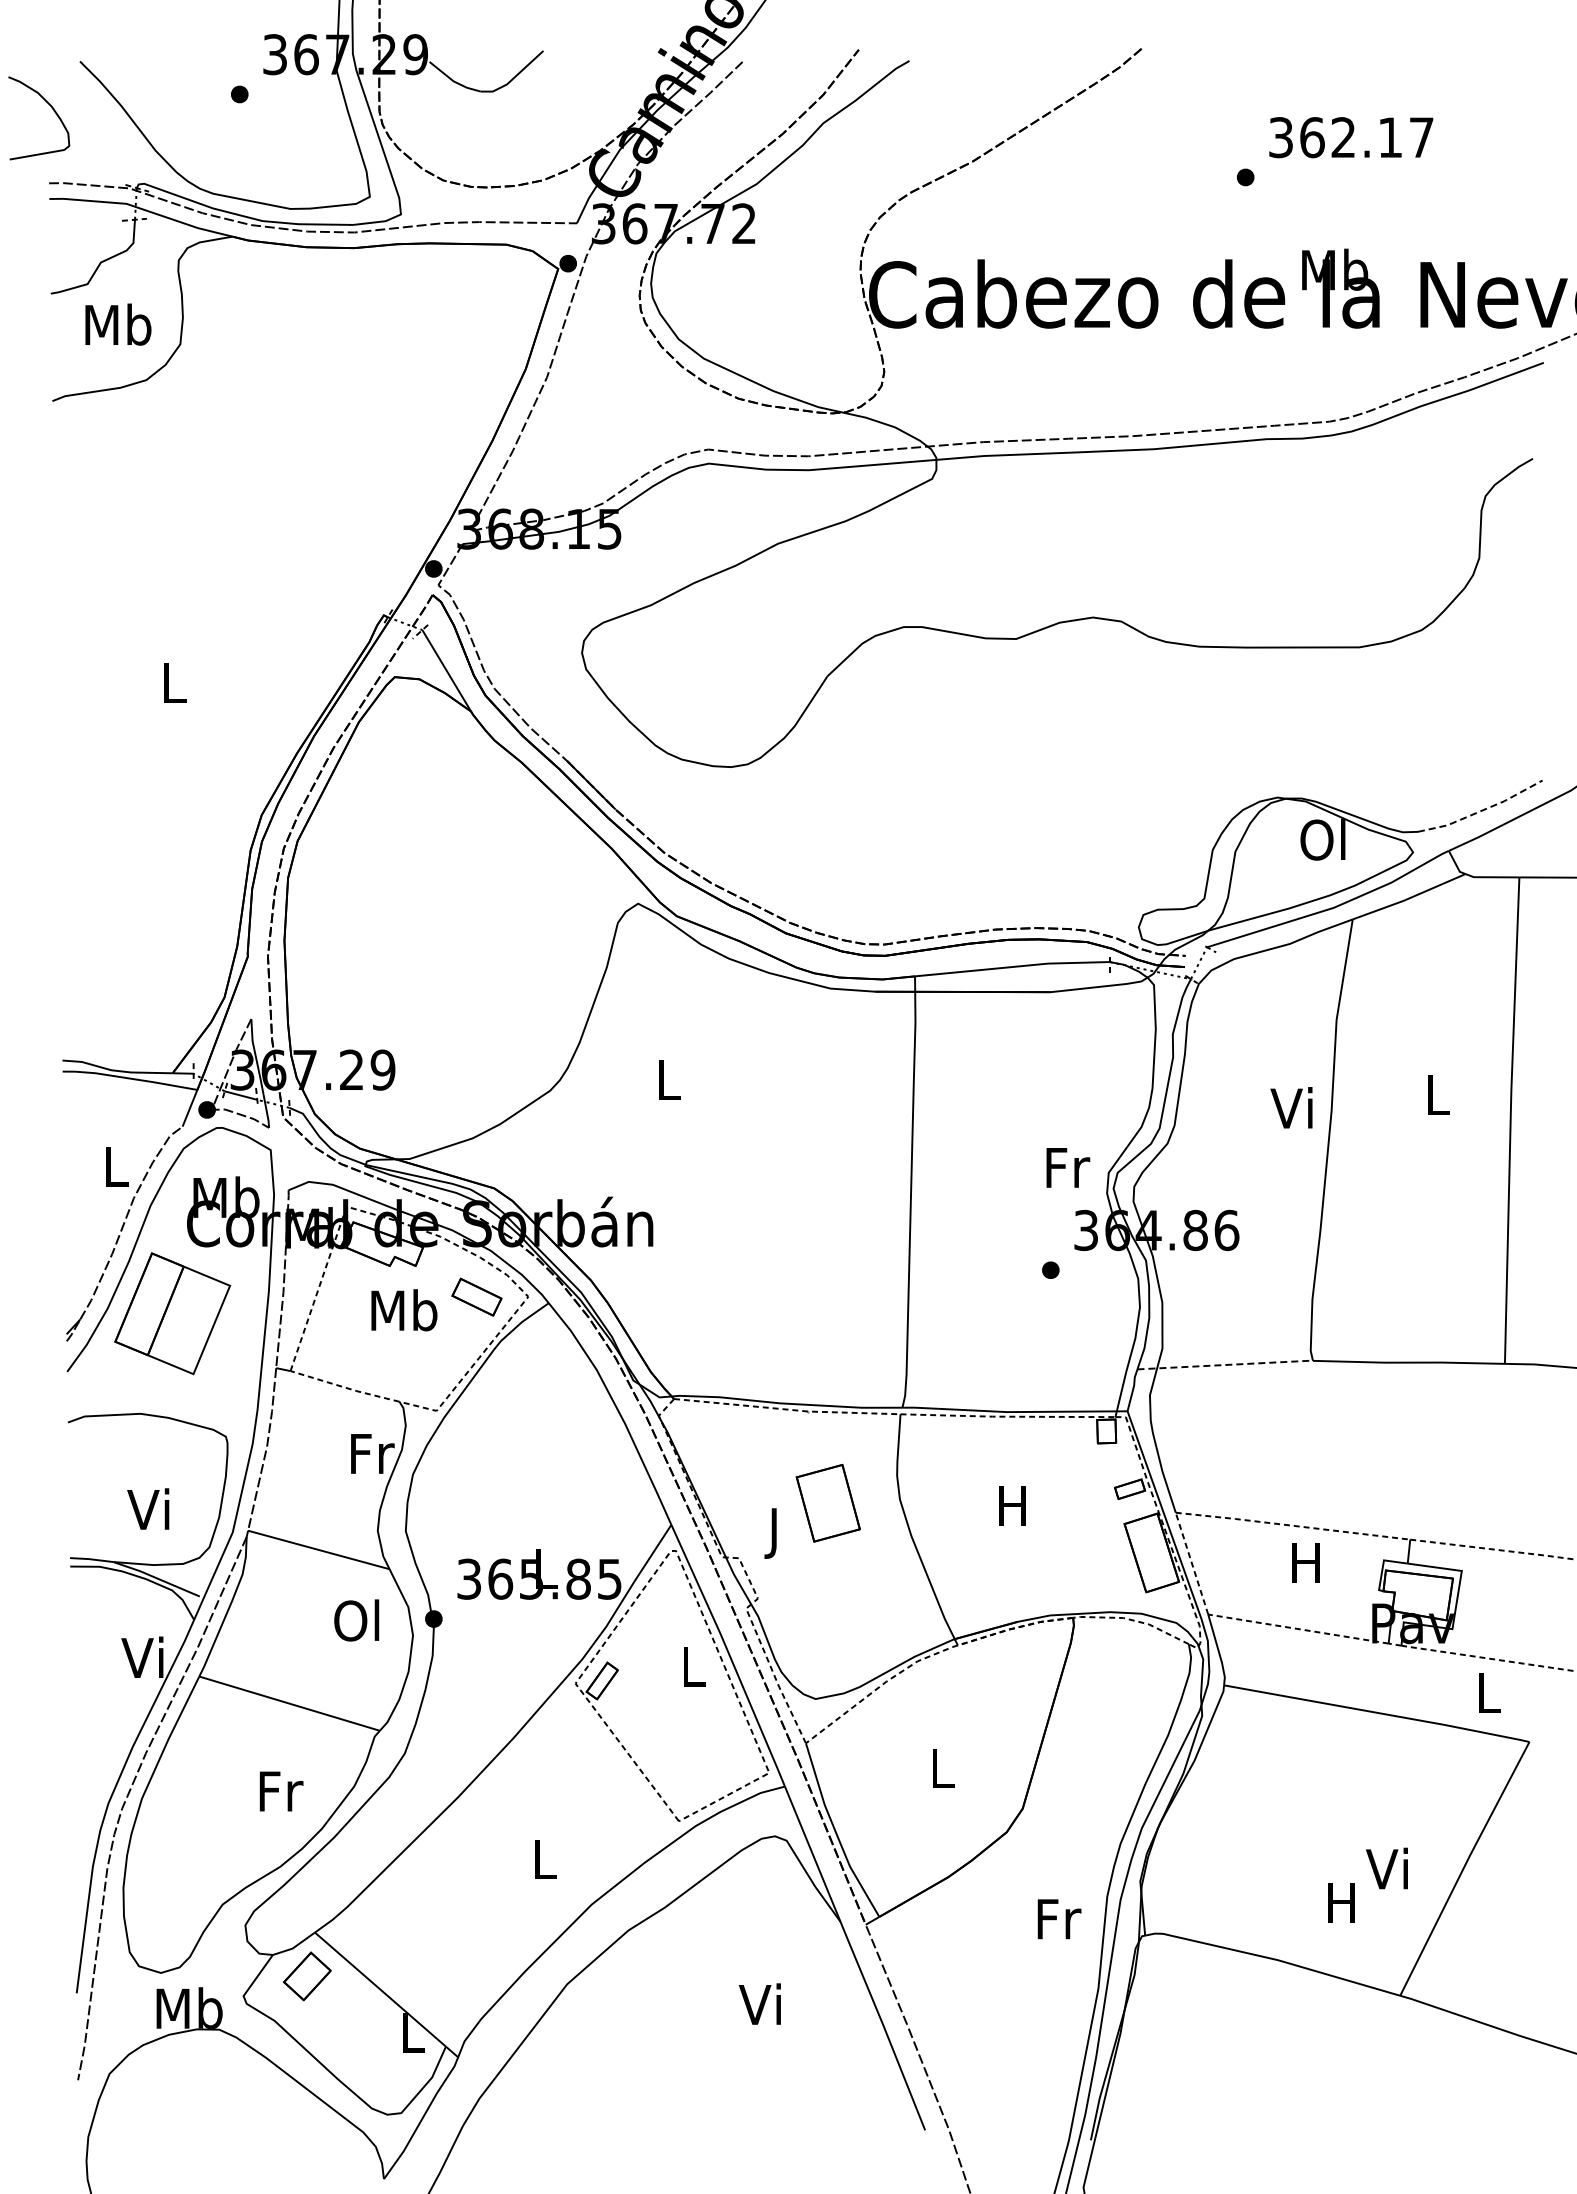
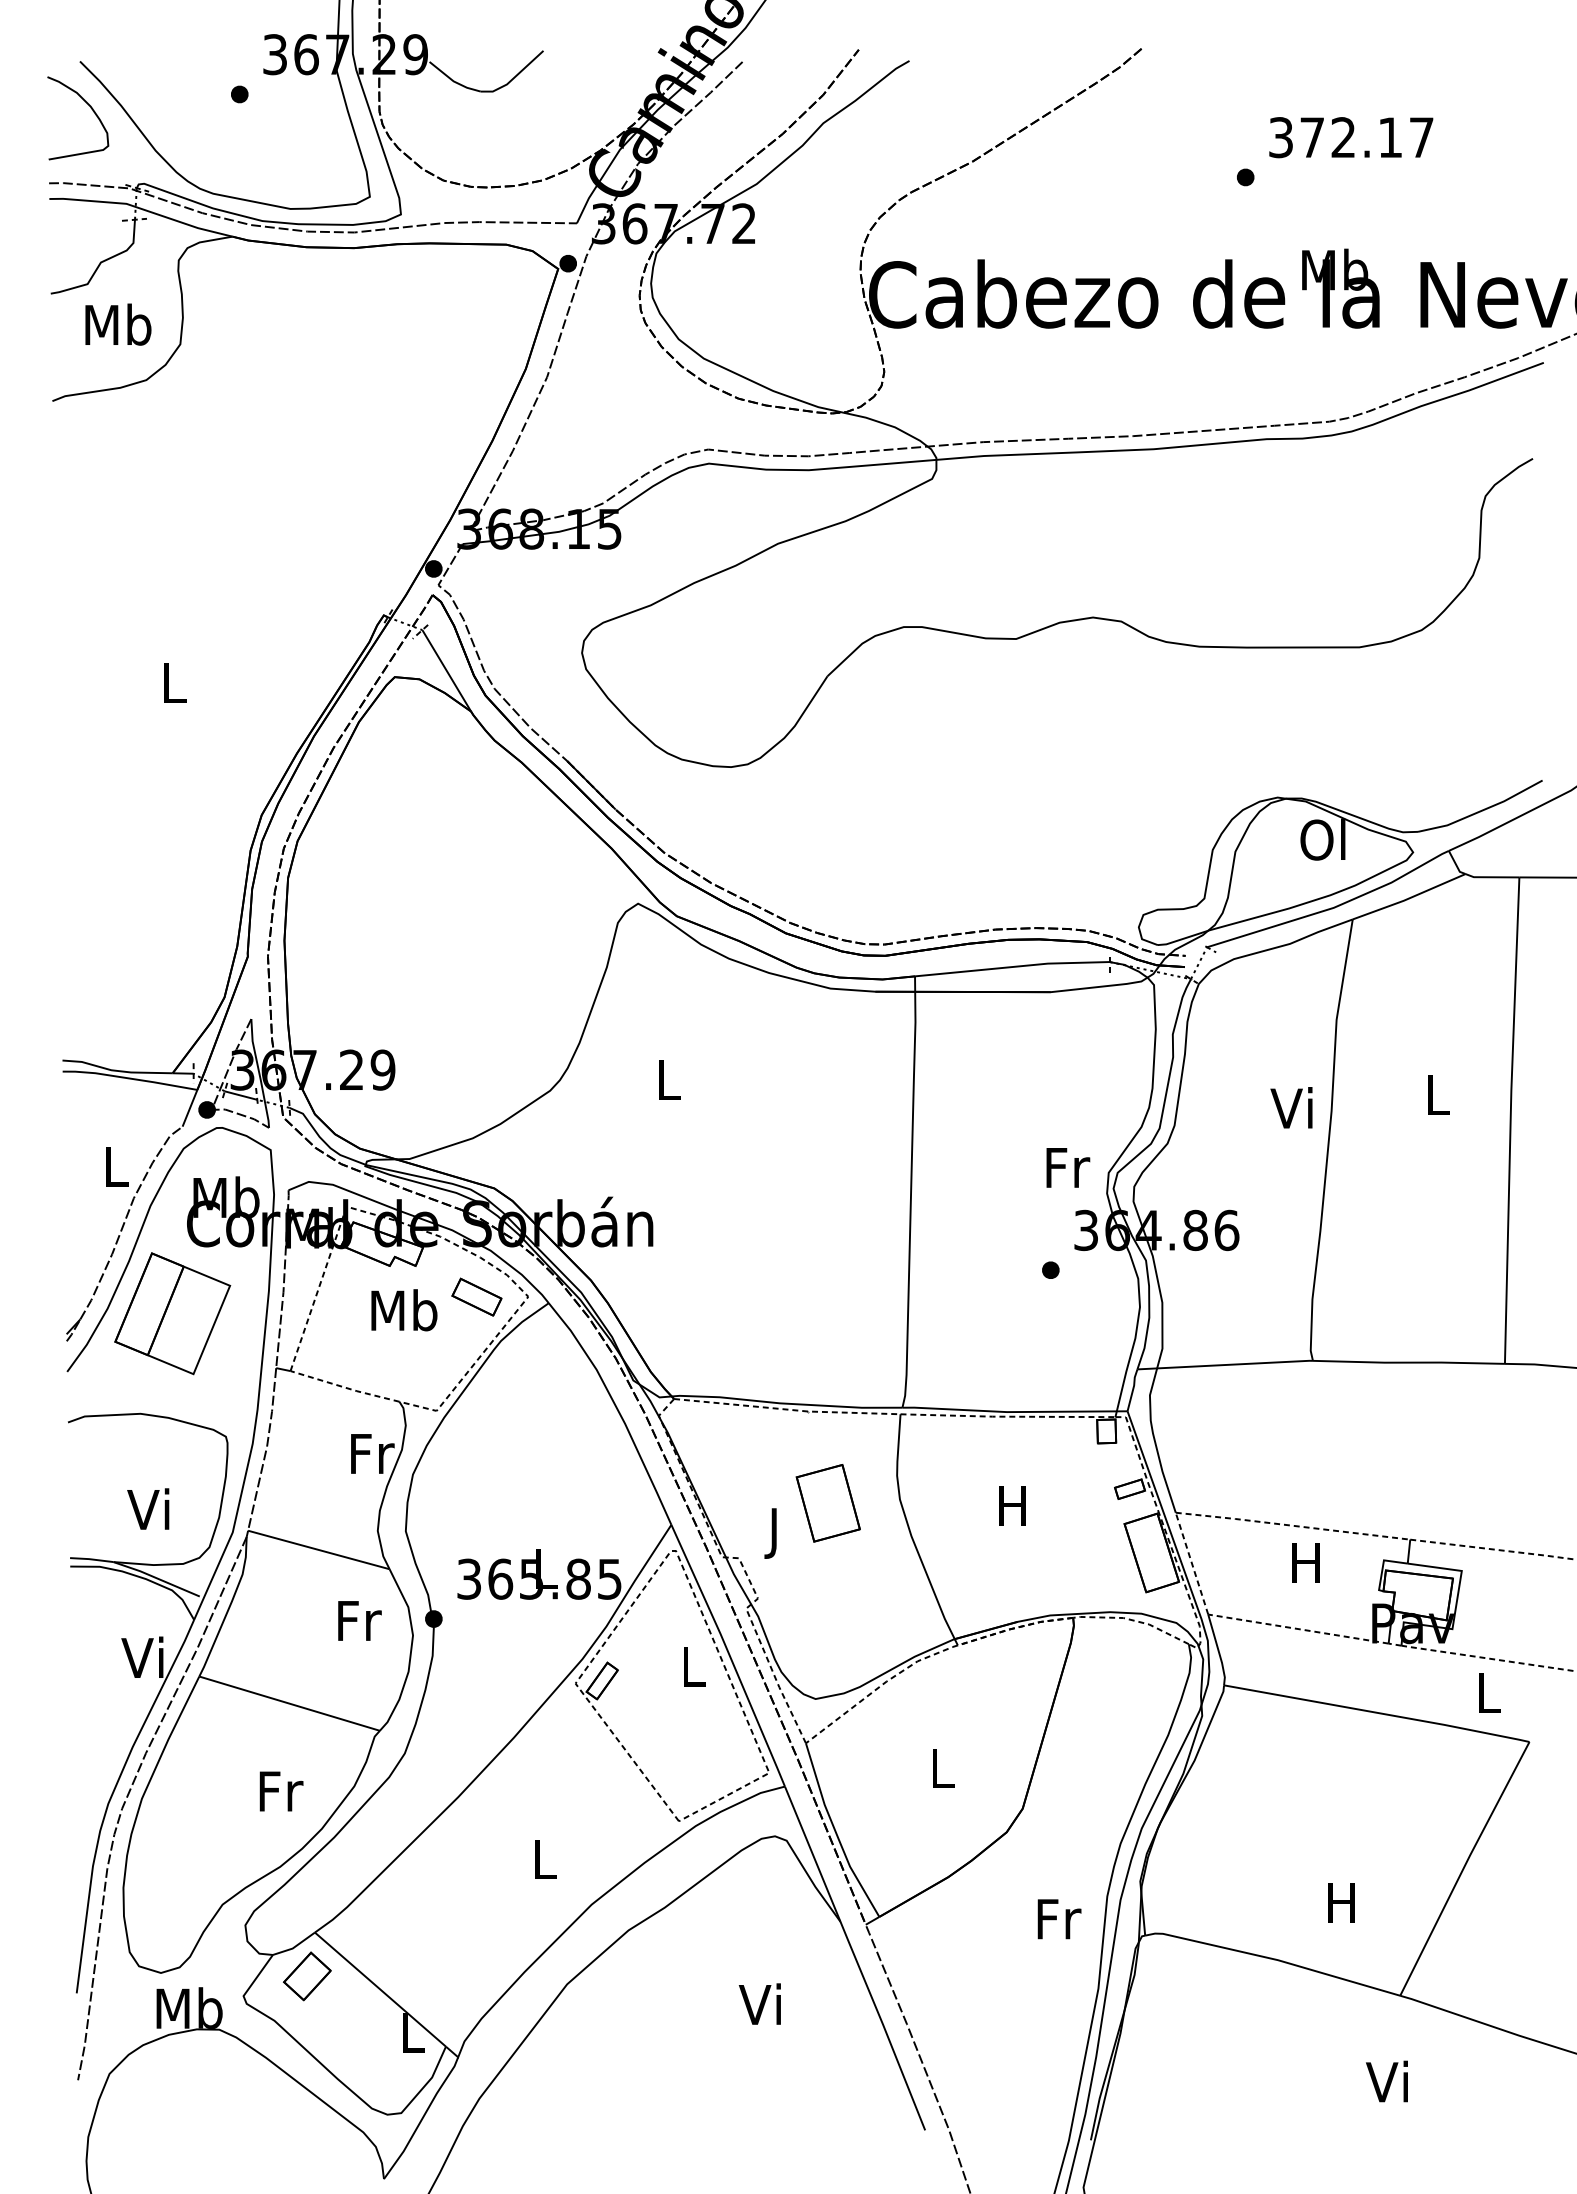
curve position: (51, 108) -> (90, 108) (90, 108)
text: 362.17 -> 372.17 (1312, 137)
line: dashed -> solid (1482, 810)
line: dashed -> solid (1225, 1364)
text: Ol -> Fr (357, 1620)
text position: (1386, 1868) -> (1386, 2081) (1386, 2081)
